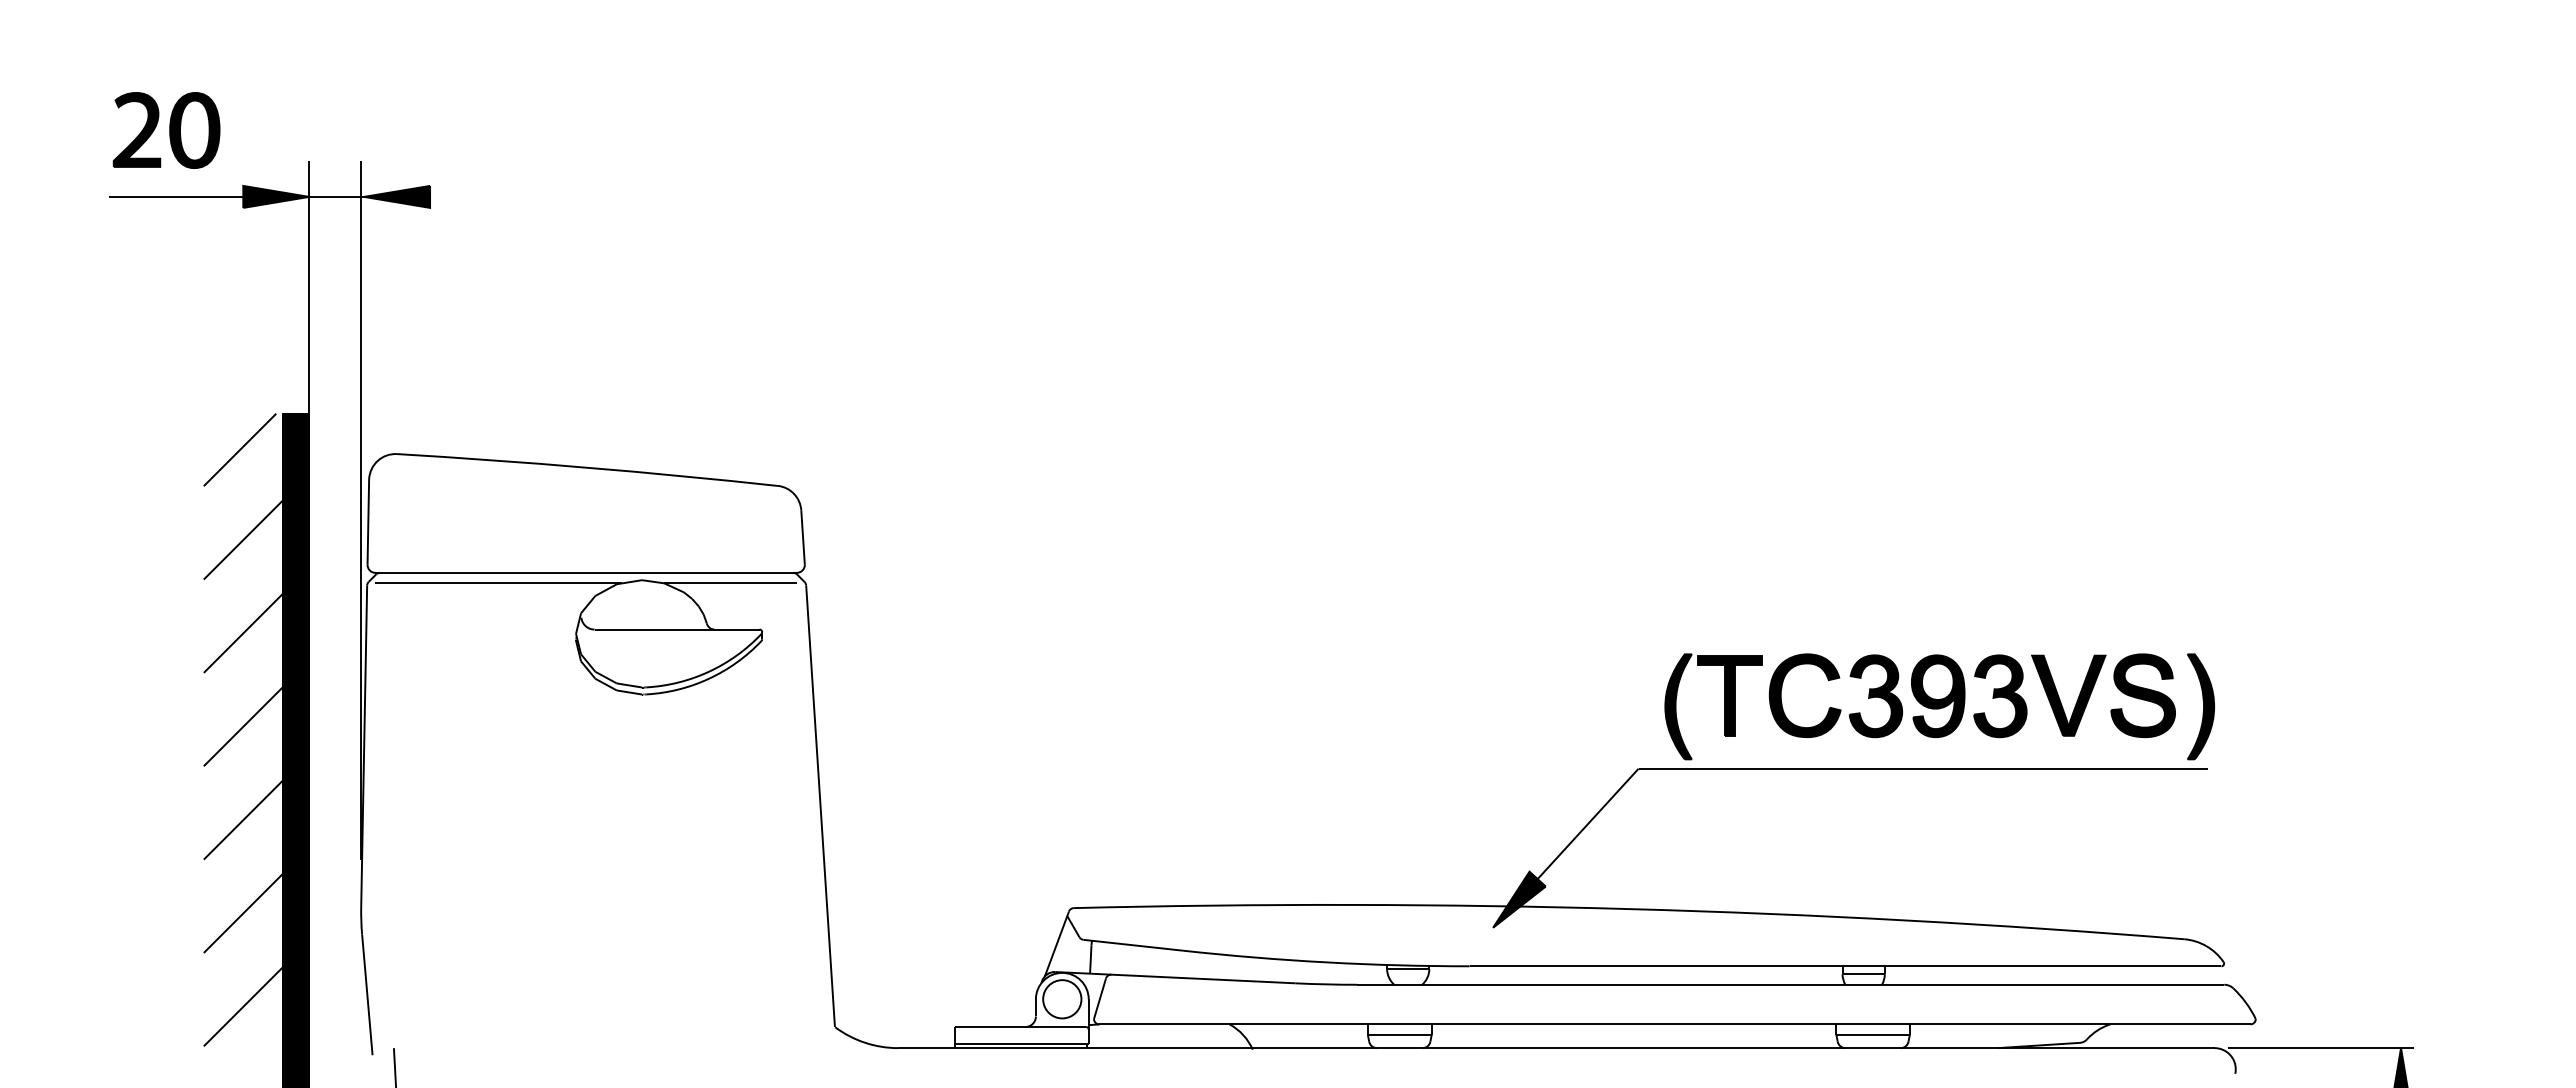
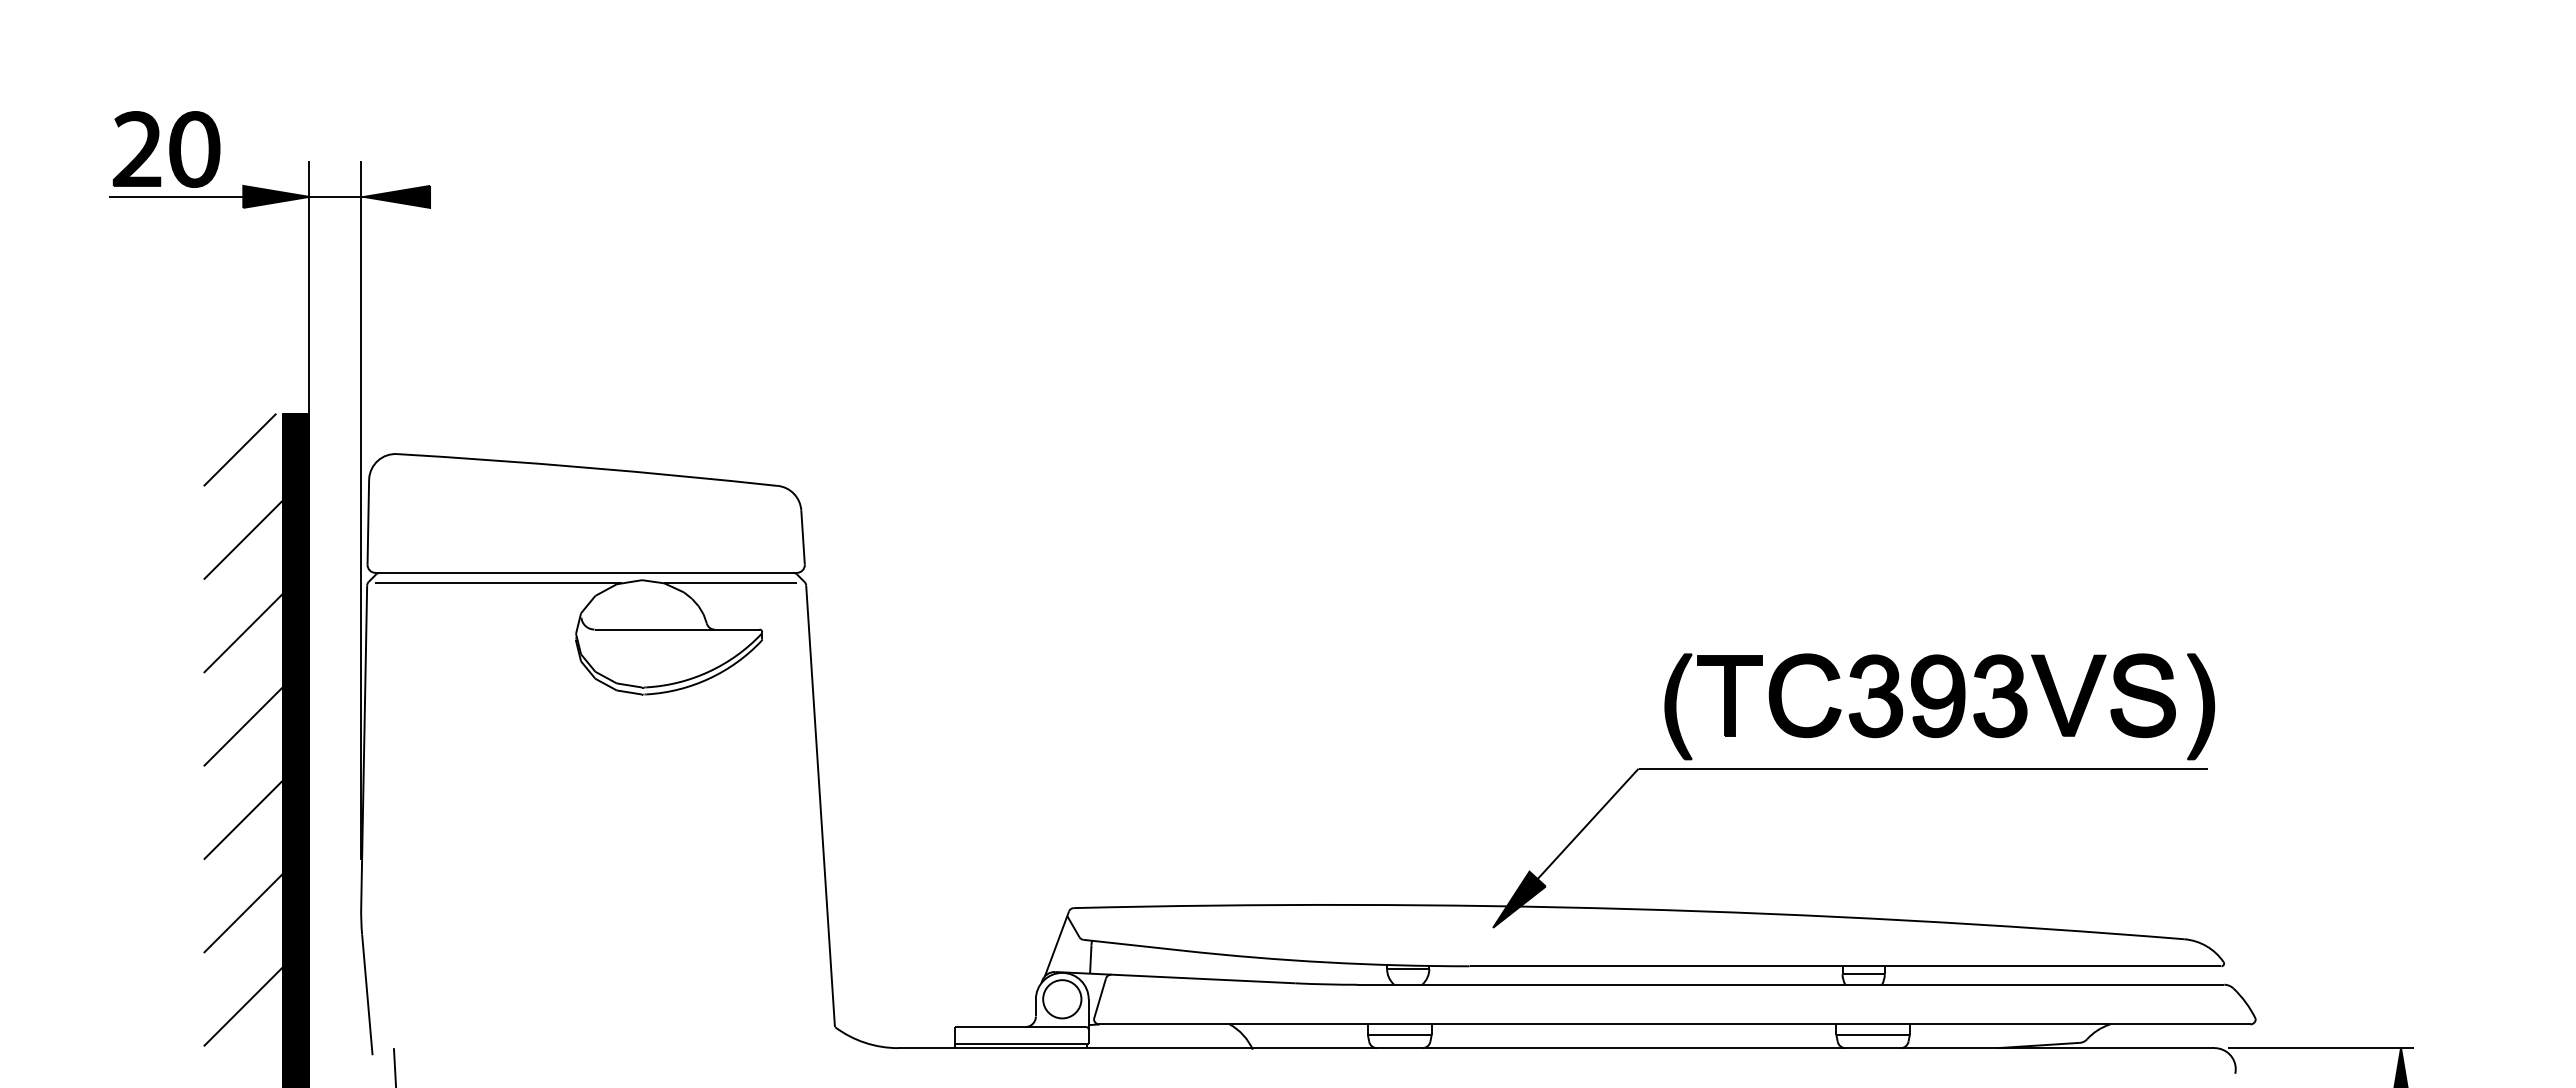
part position: (166, 130) -> (166, 149) (166, 149)
